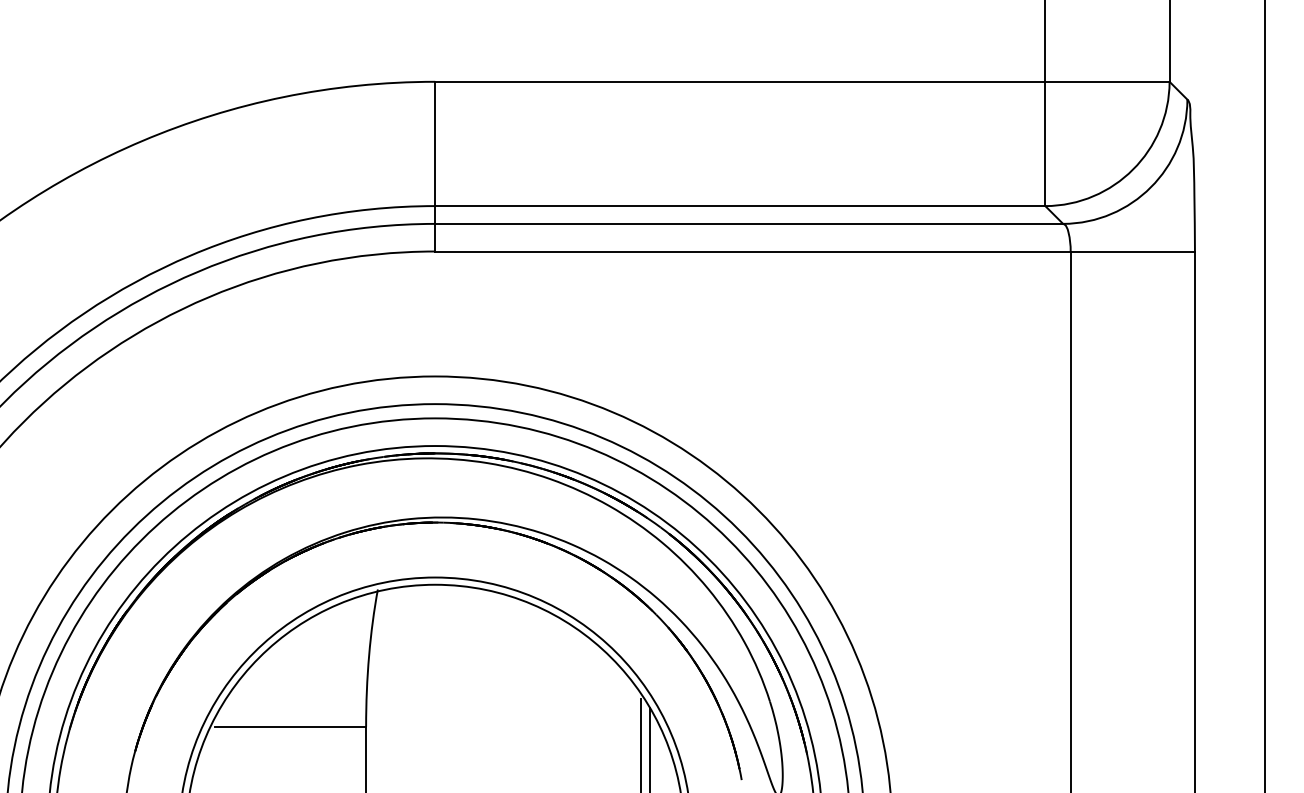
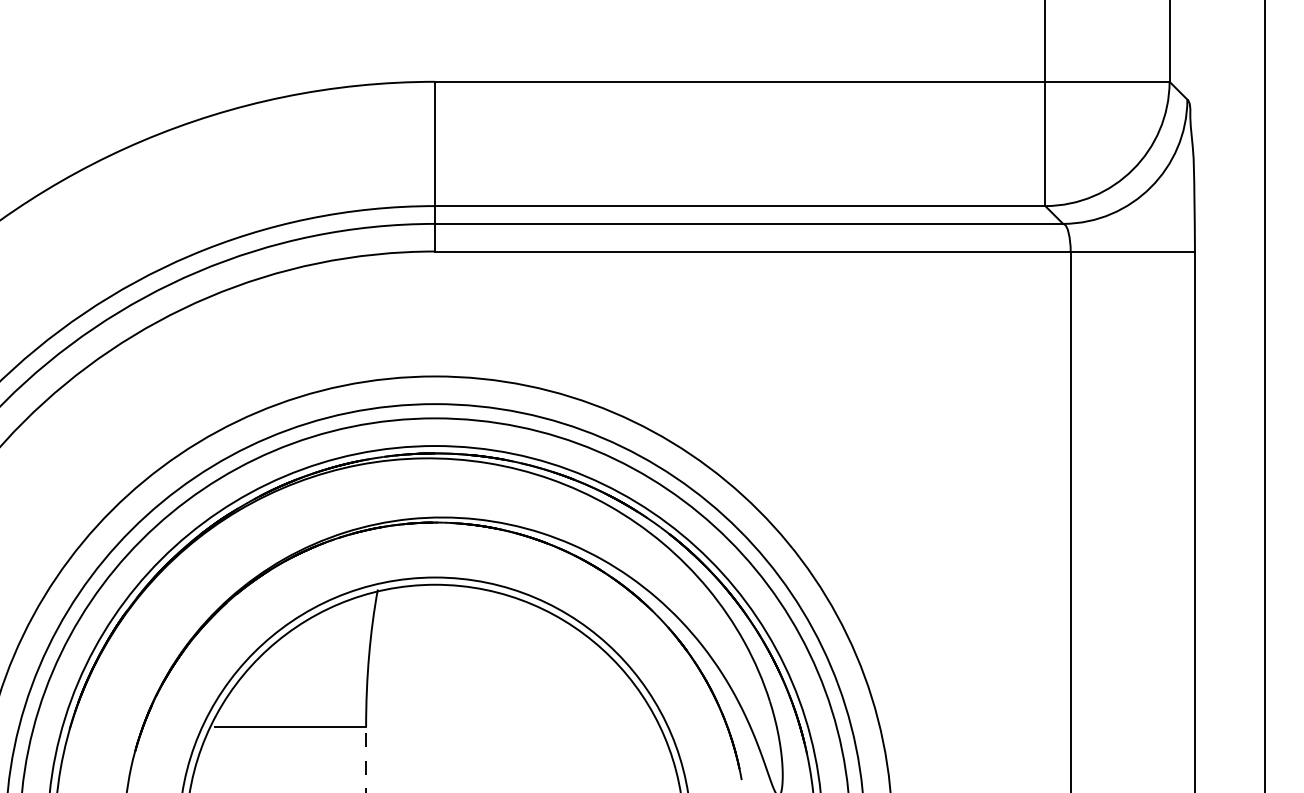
line: present -> none (640, 744)
line: present -> none (649, 748)
line: solid -> dashed (366, 759)
